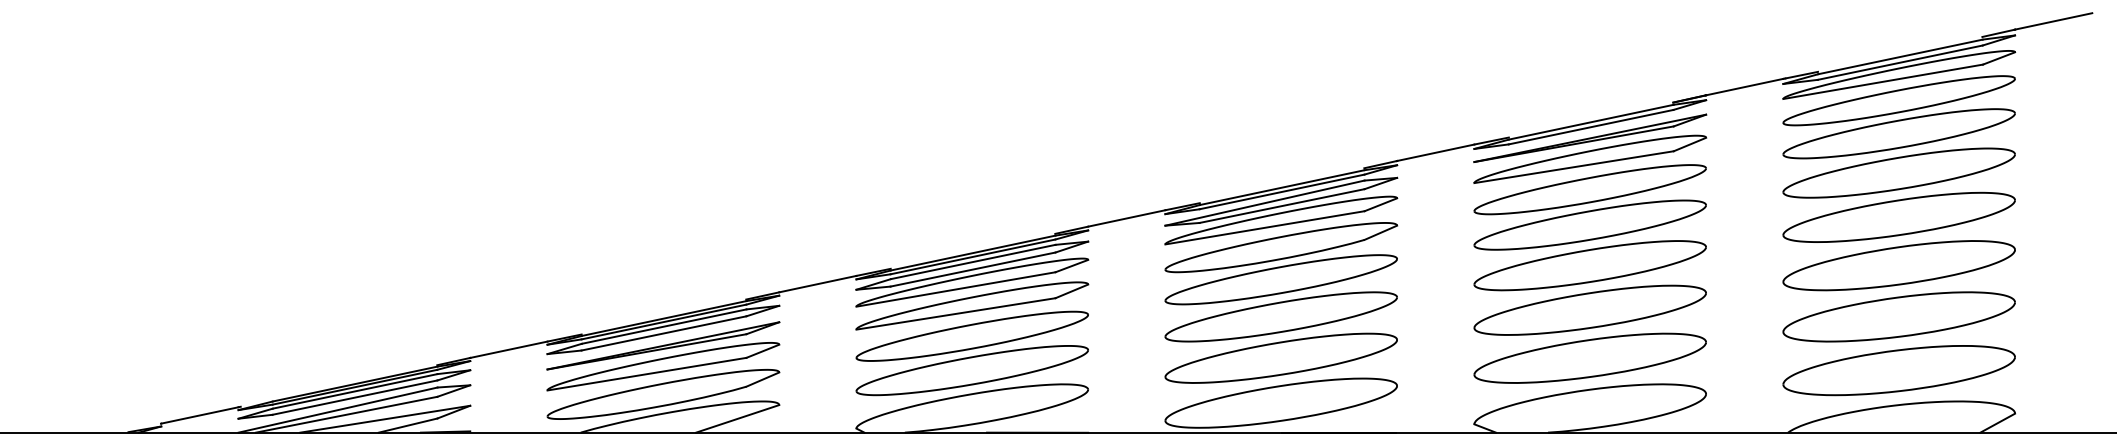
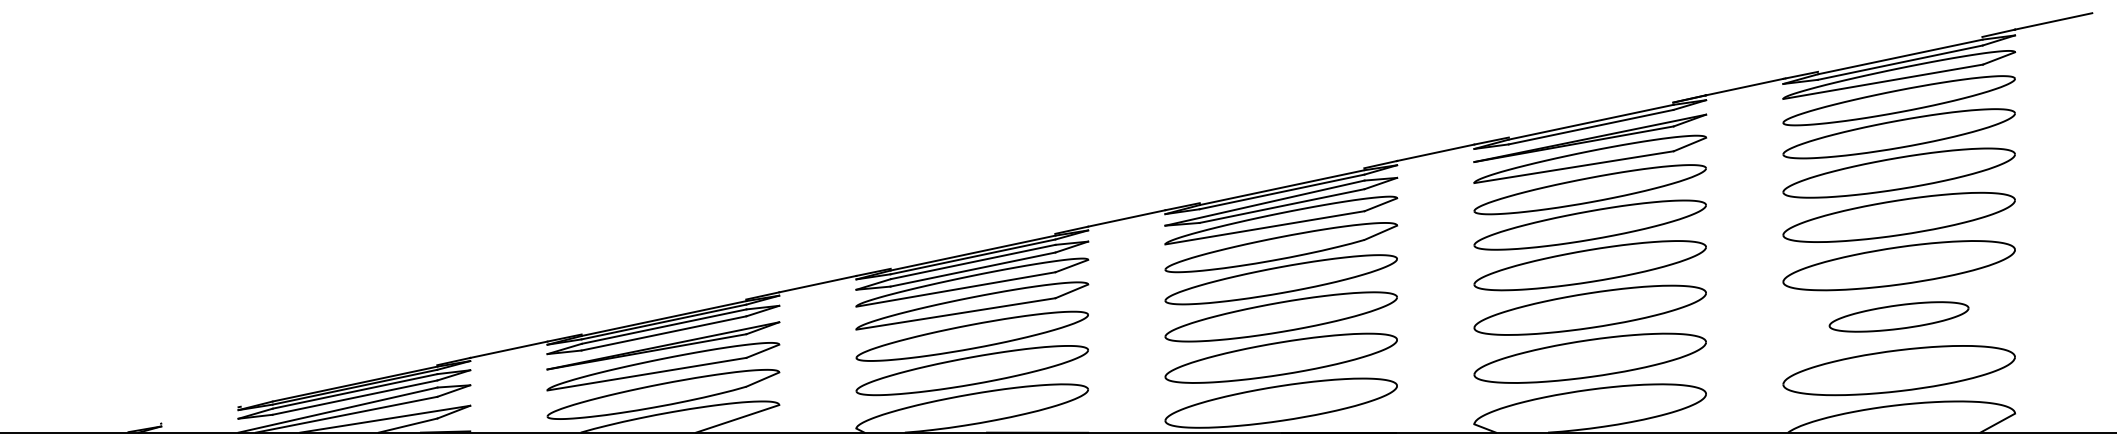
part size: 234x52 px -> 142x32 px (1898, 316)
line: present -> none (199, 415)
